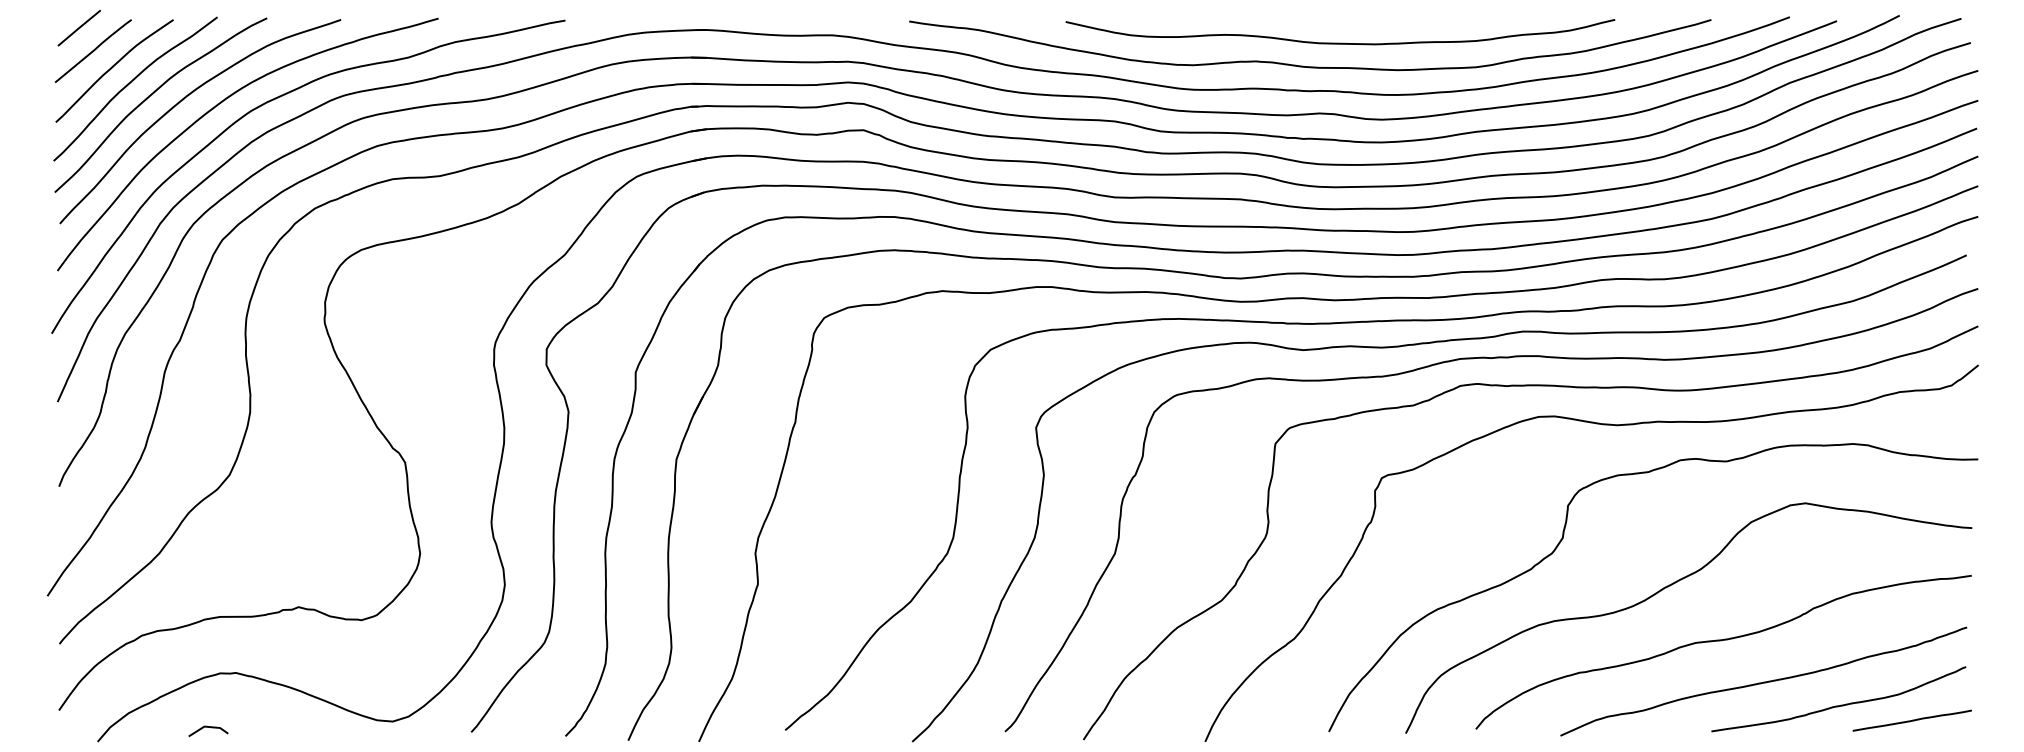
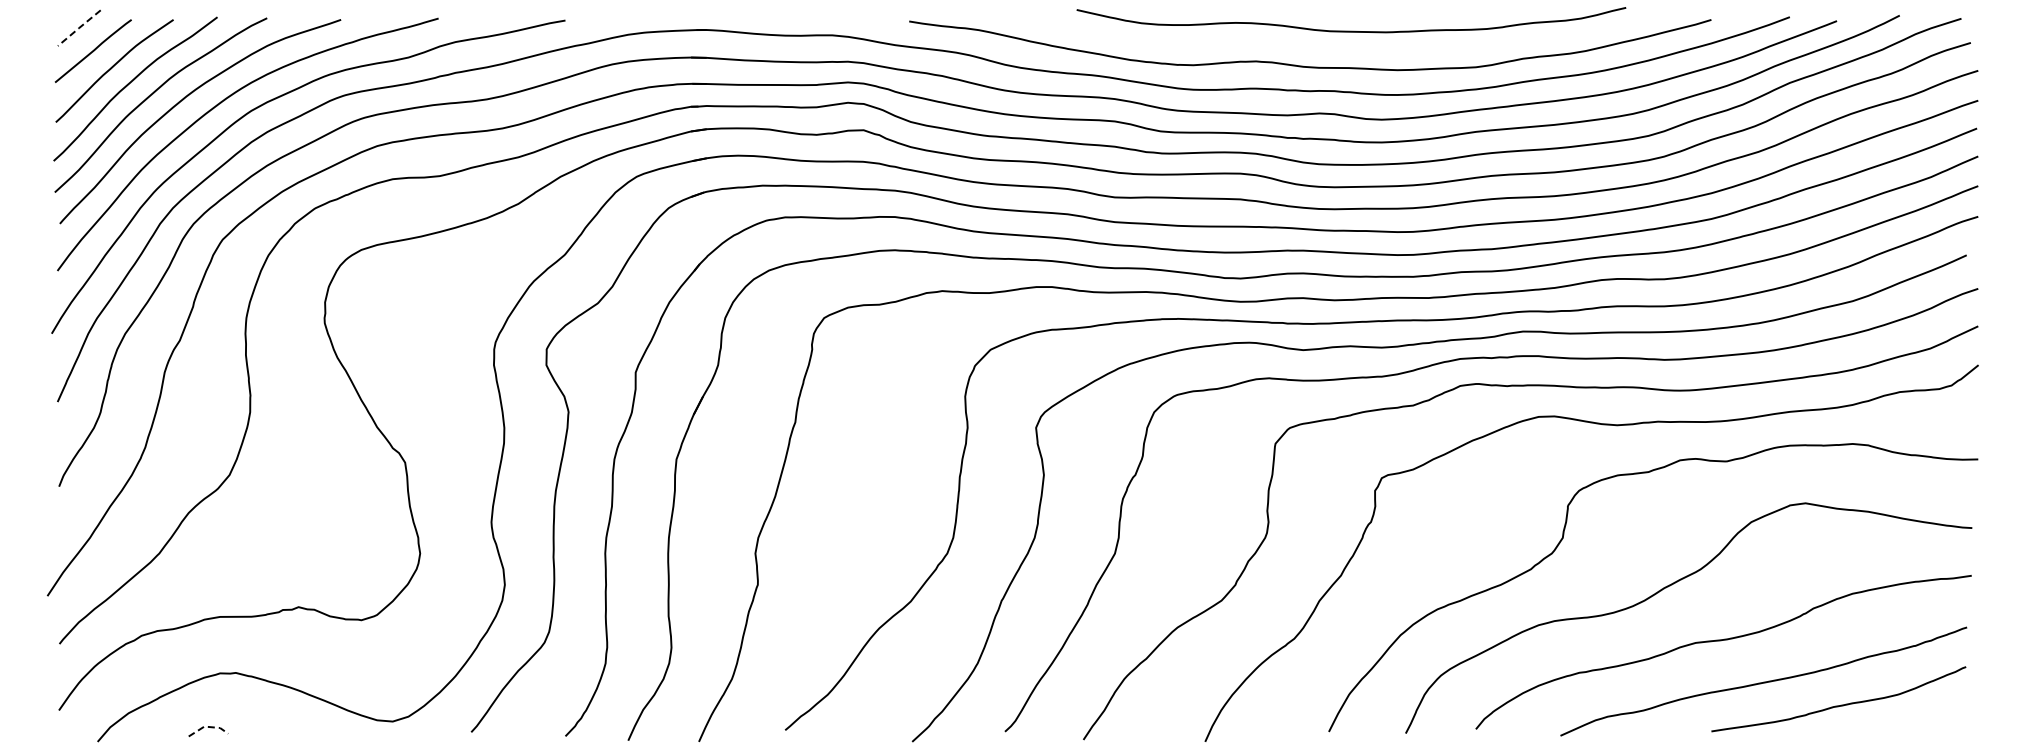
line: solid -> dashed (78, 28)
curve position: (1340, 42) -> (1351, 30) (1351, 30)
line: present -> none (1911, 720)
line: solid -> dashed (208, 726)
